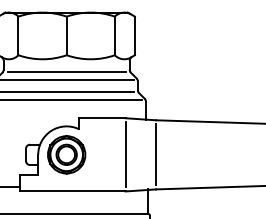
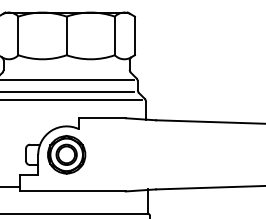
line: present -> none (66, 71)
line: present -> none (125, 154)
line: present -> none (156, 154)
